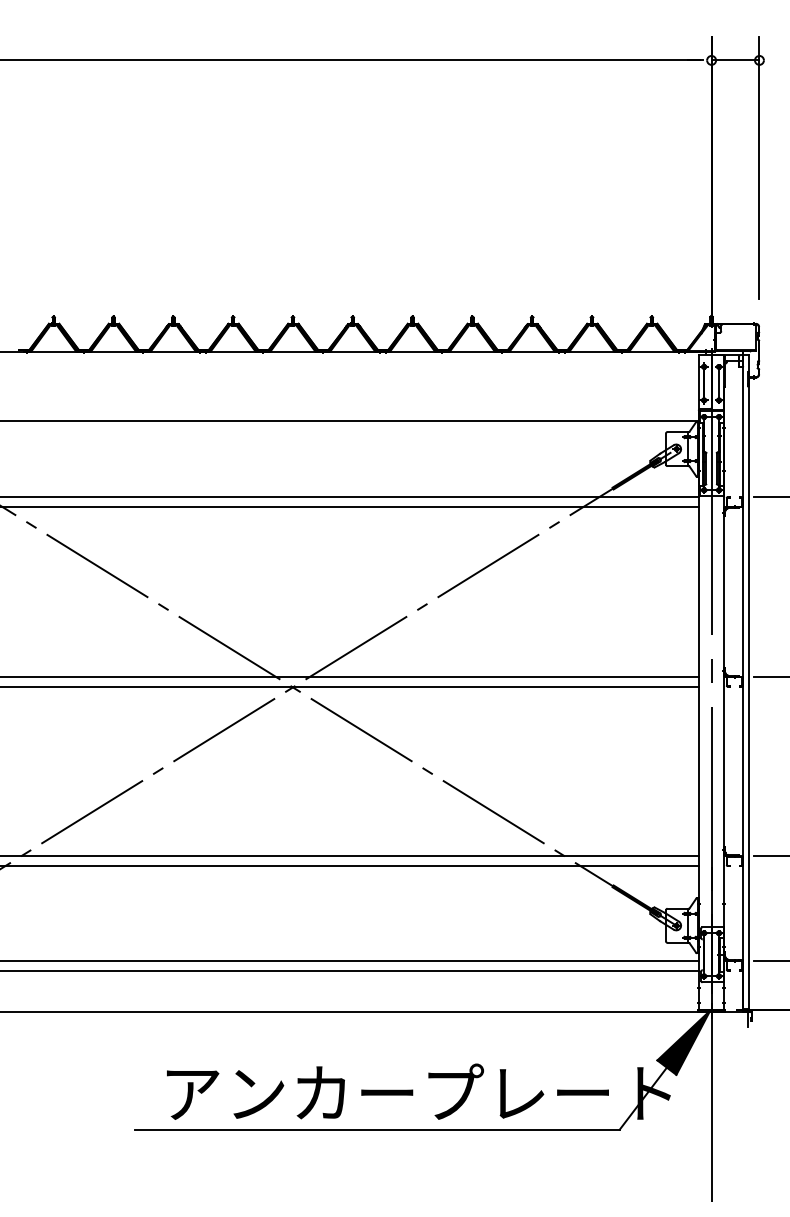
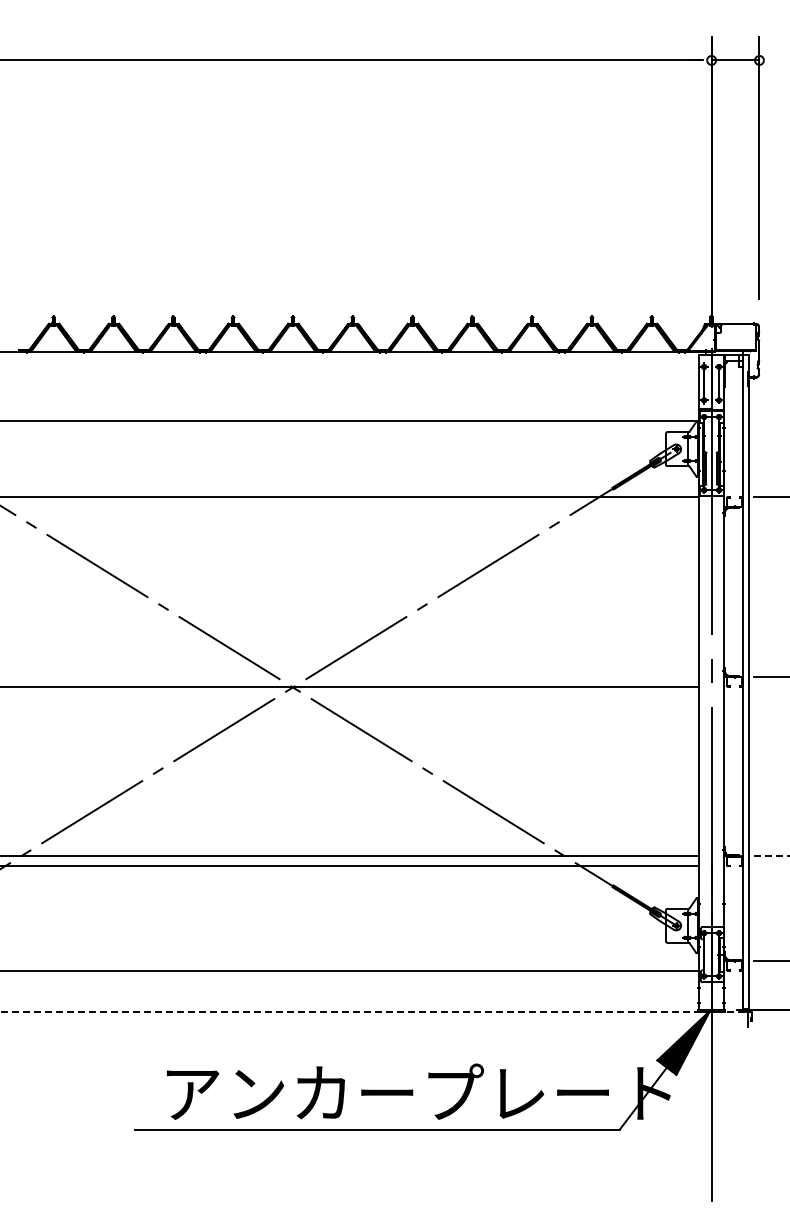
line: present -> none (350, 507)
line: present -> none (350, 676)
line: solid -> dashed (771, 856)
line: present -> none (350, 960)
line: solid -> dashed (374, 1011)
